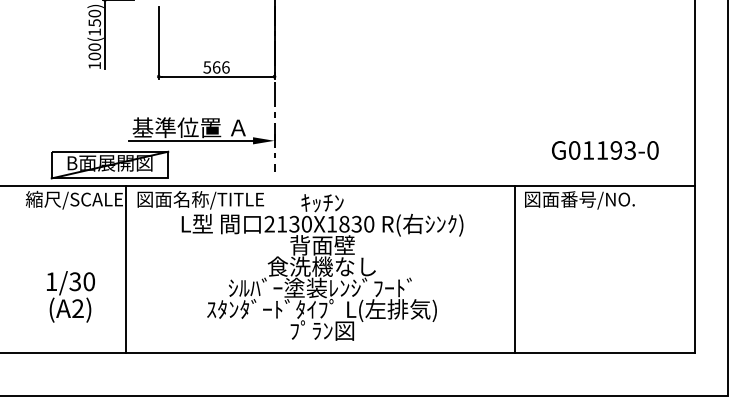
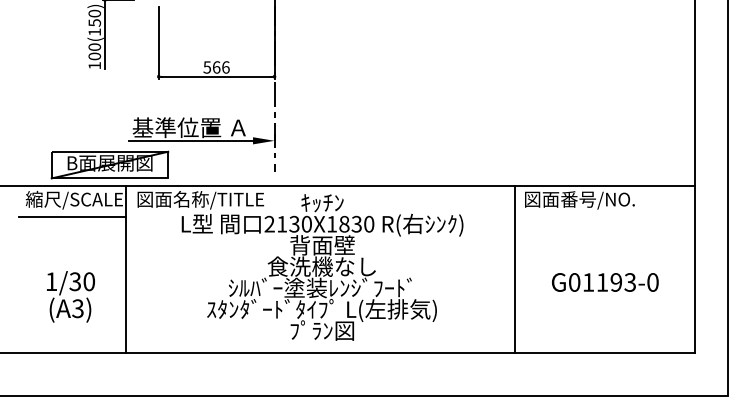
text position: (605, 150) -> (605, 282) (605, 282)
line: none -> present (72, 217)
text: (A2) -> (A3) (77, 308)
